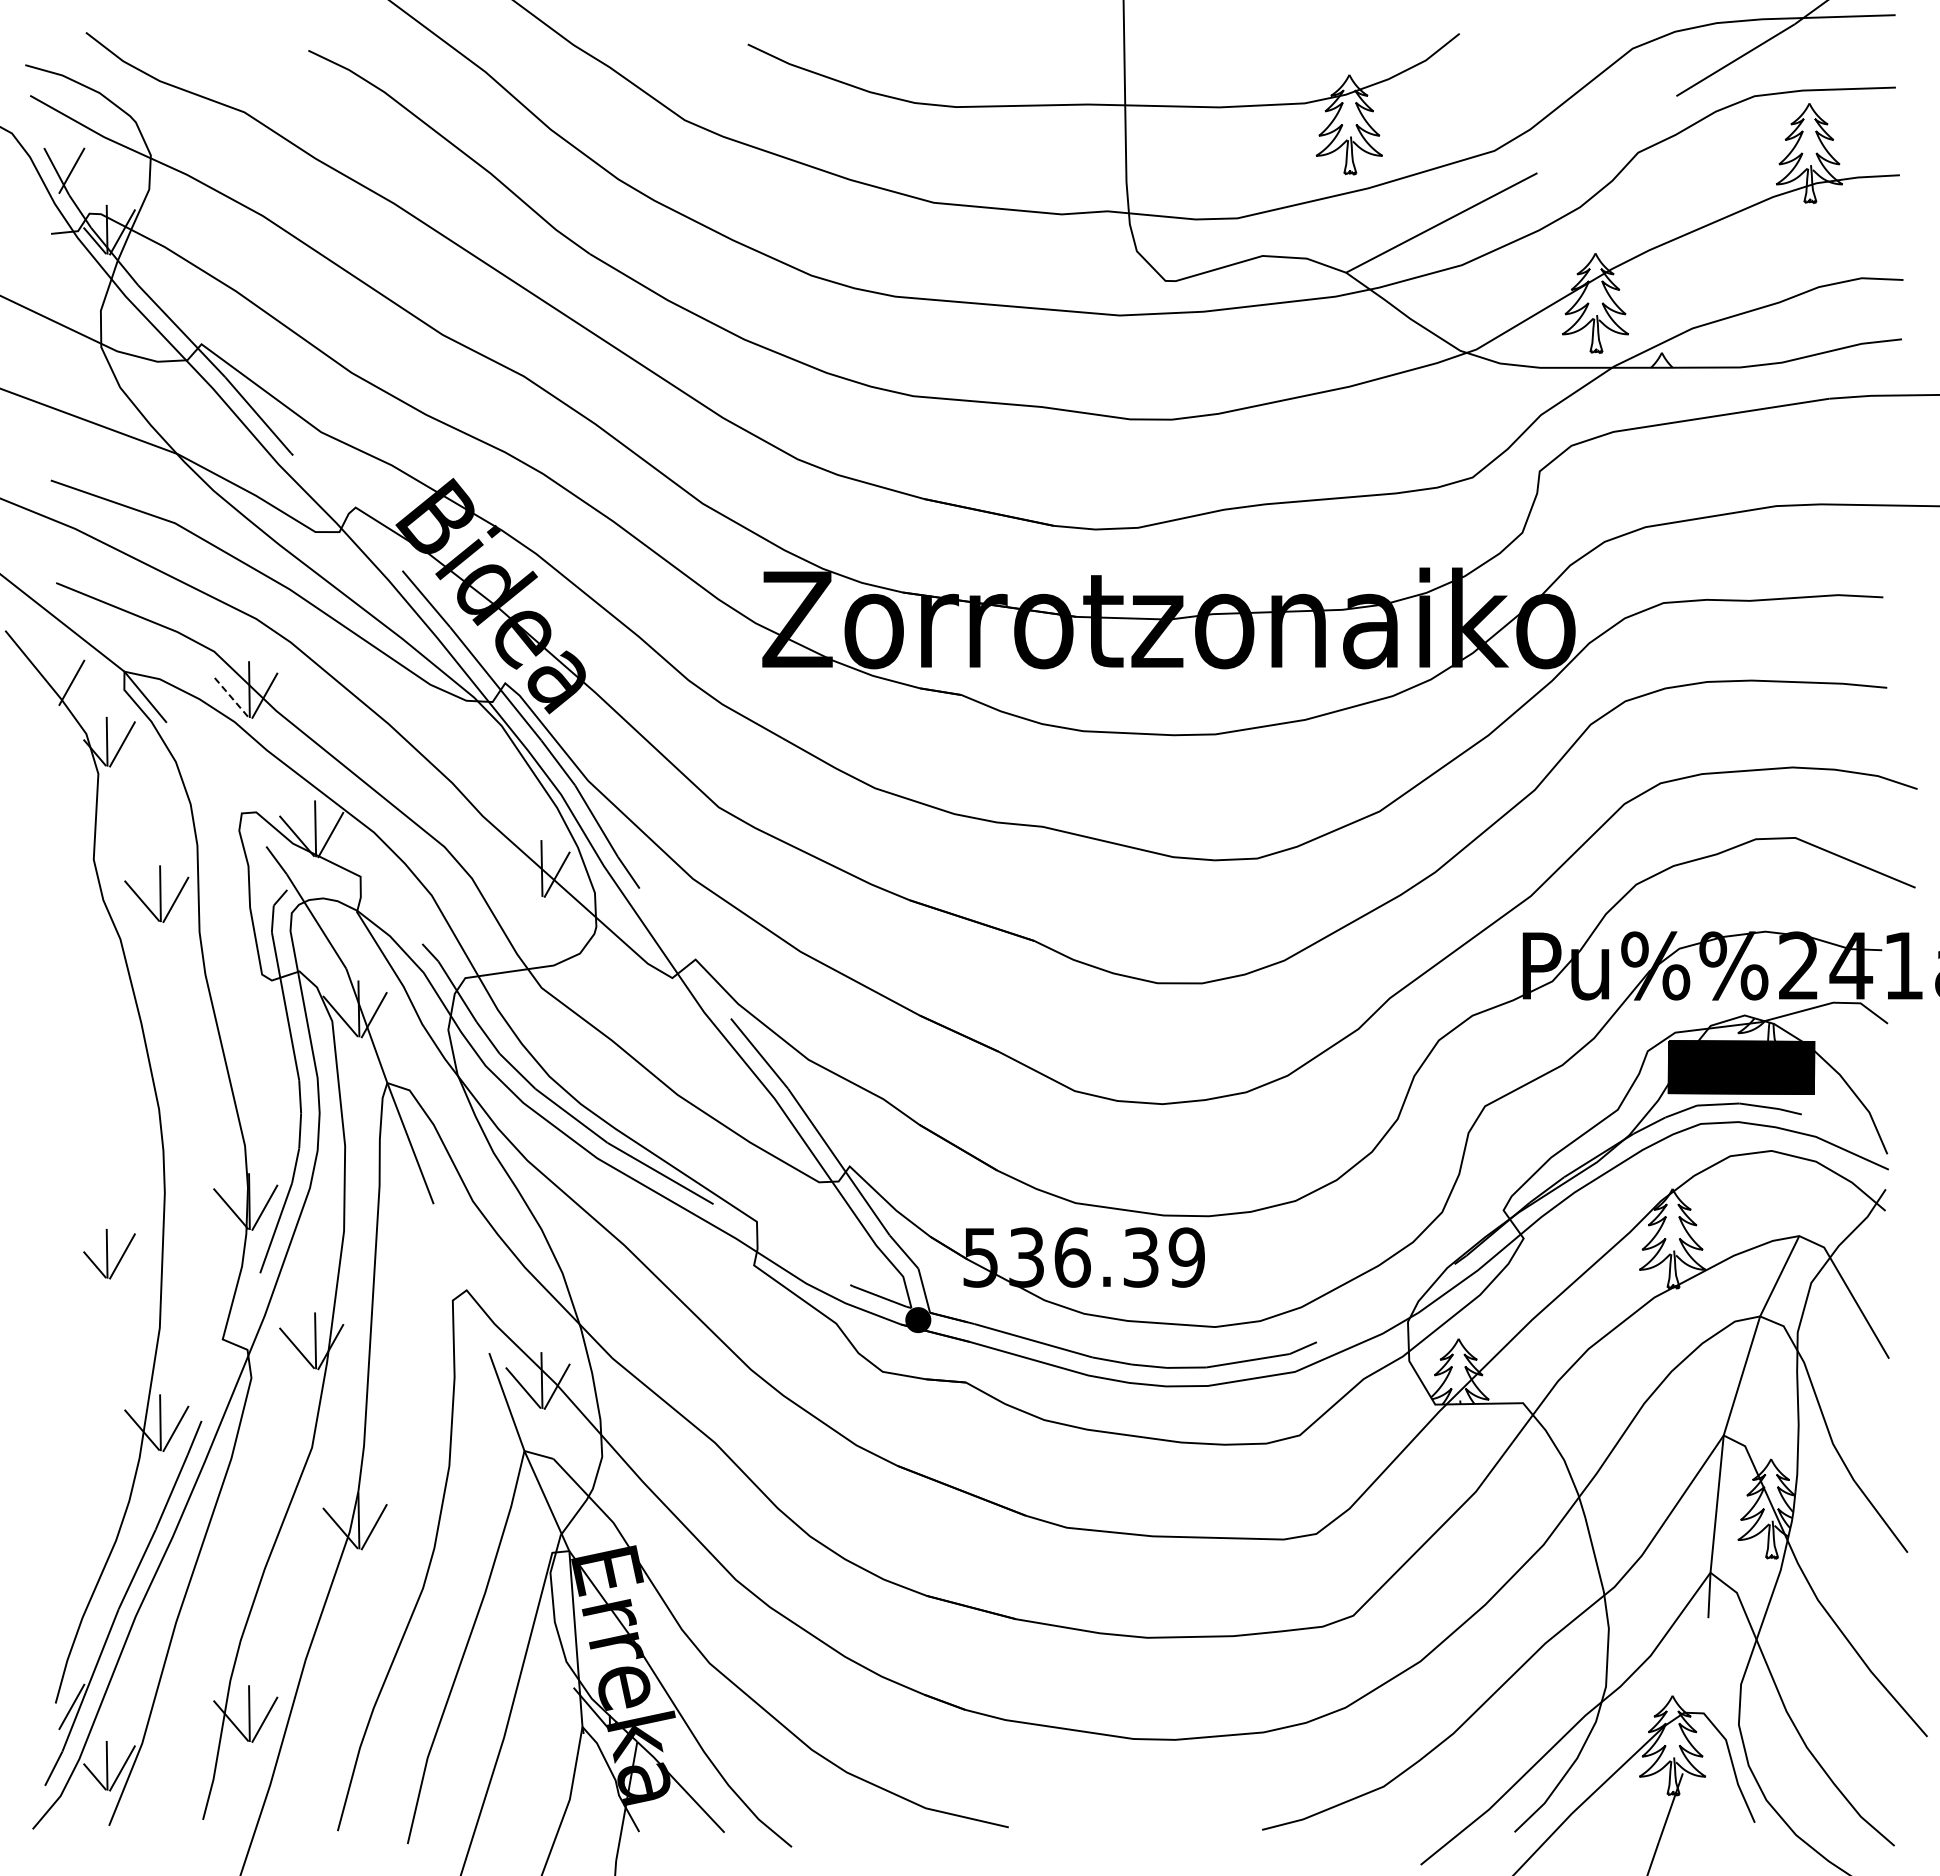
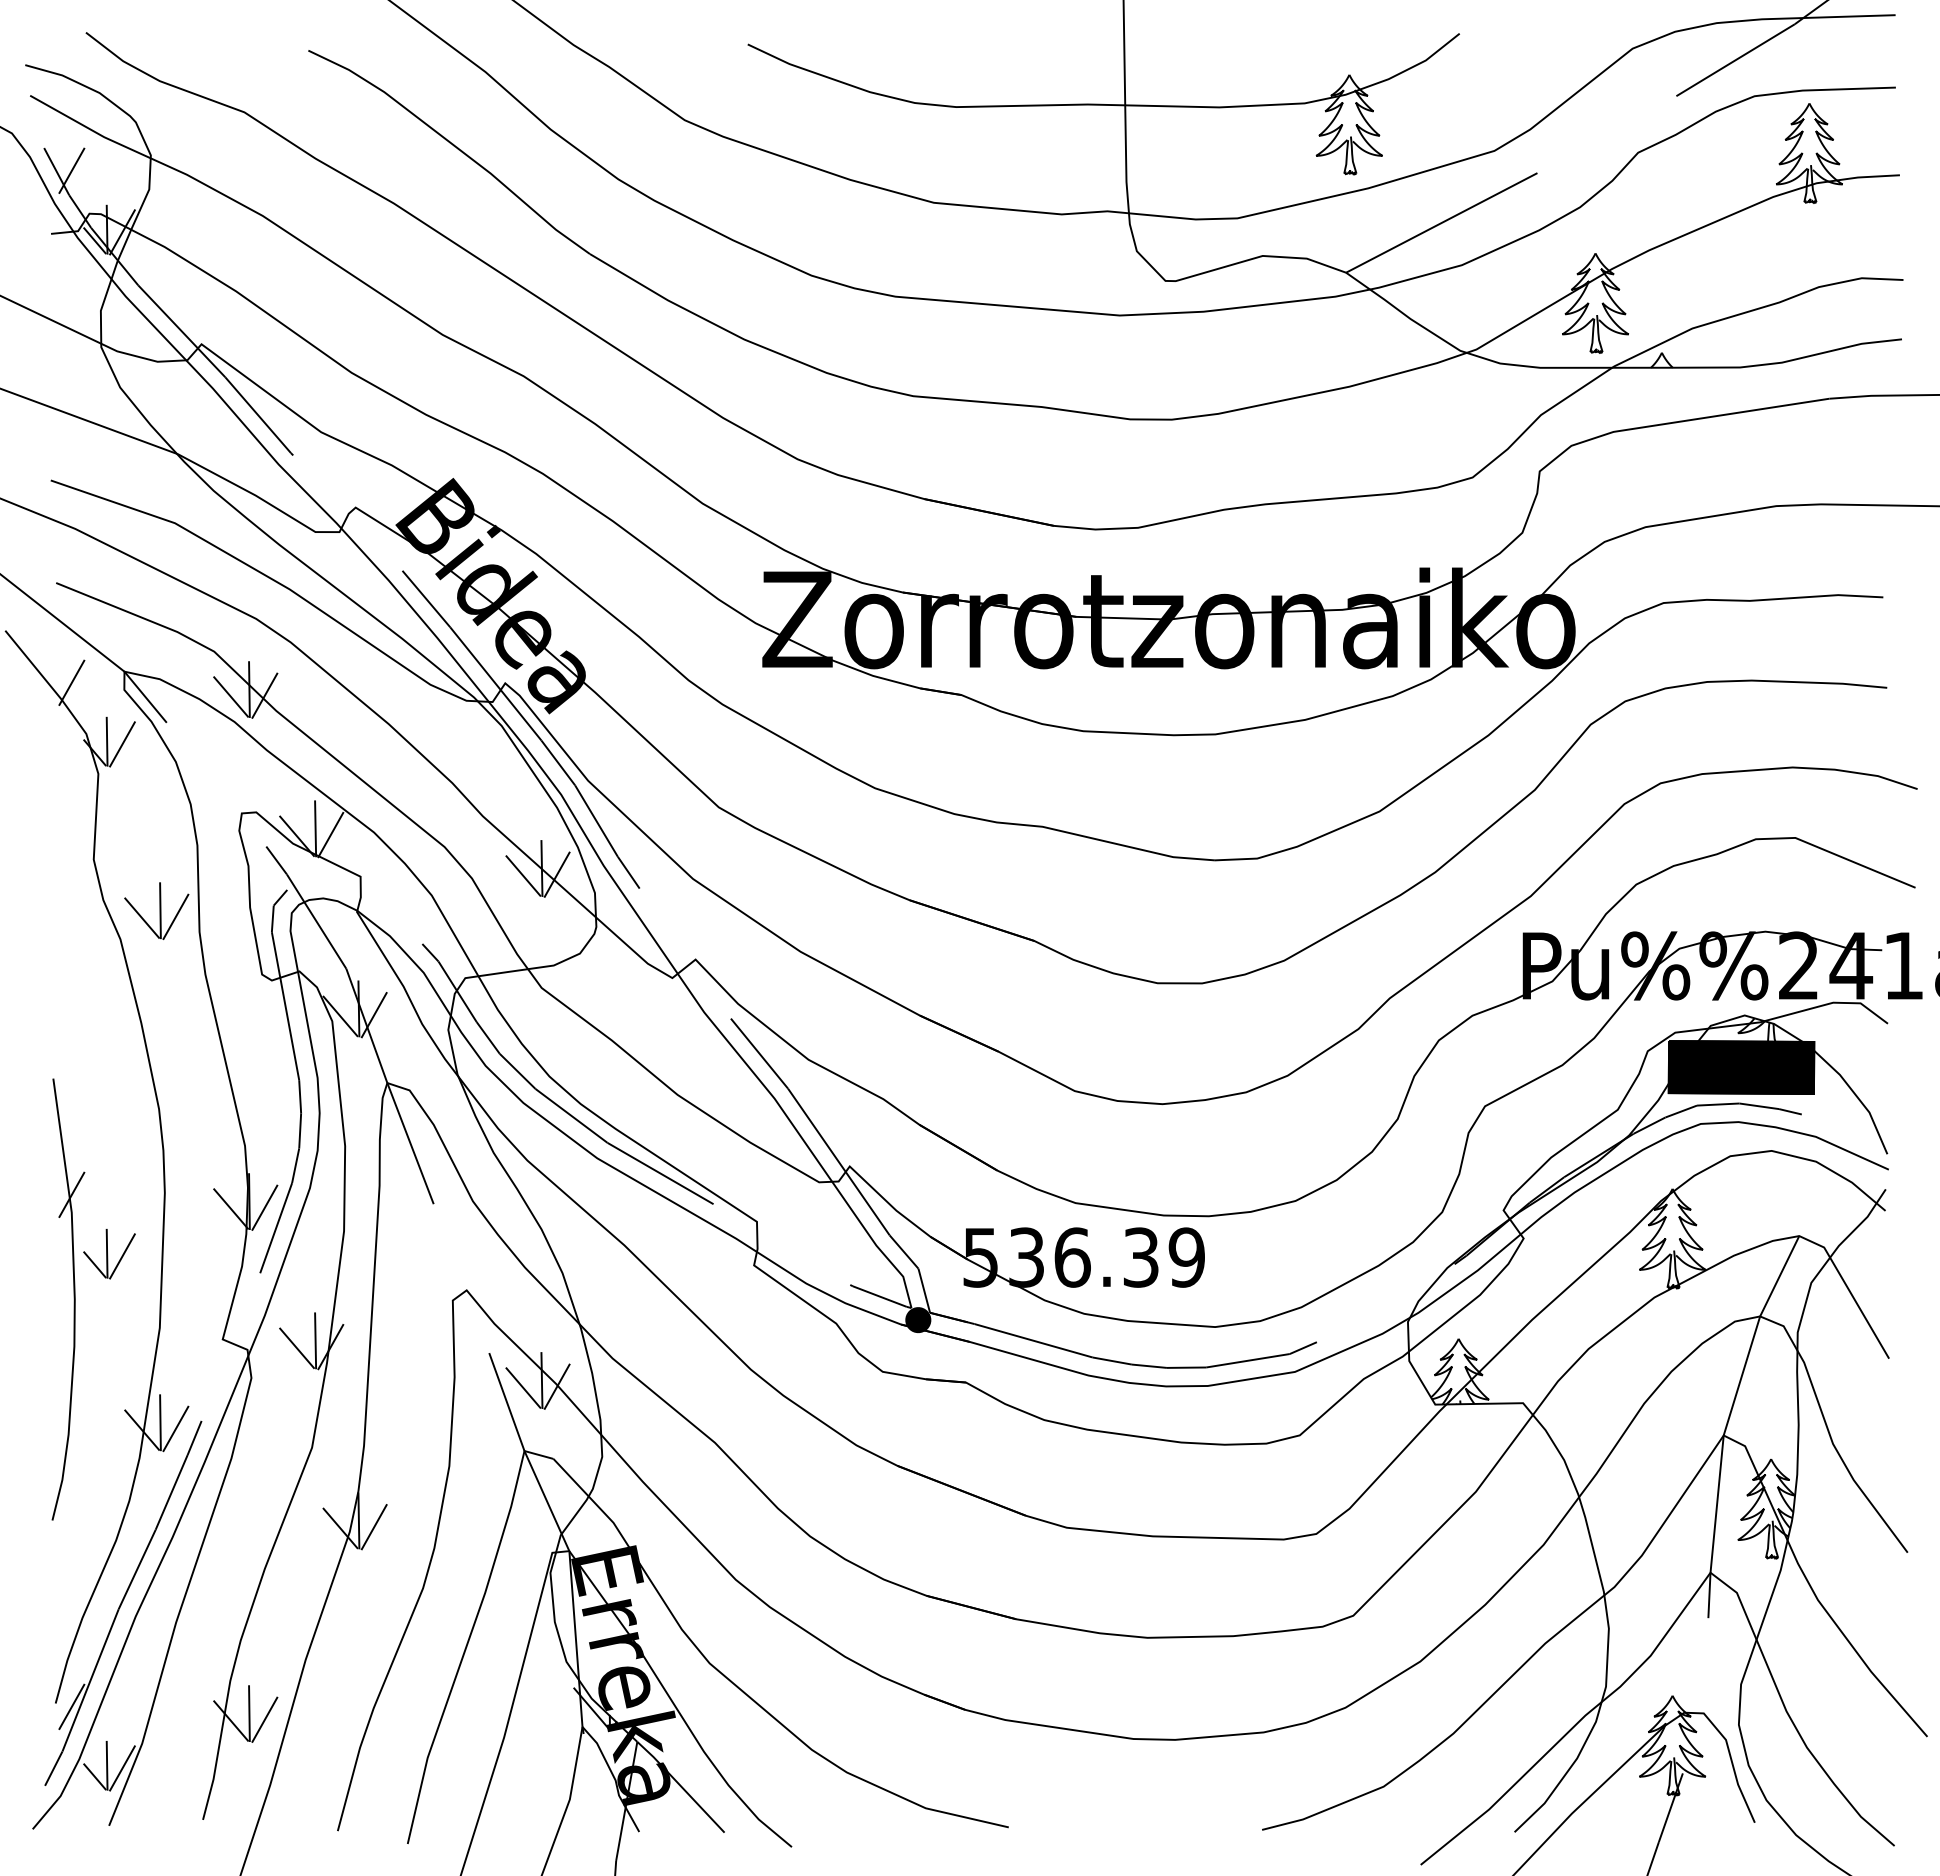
line: dashed -> solid (231, 697)
line: none -> present (523, 875)
part position: (156, 893) -> (156, 910) (156, 910)
part: none -> present (68, 1299)
